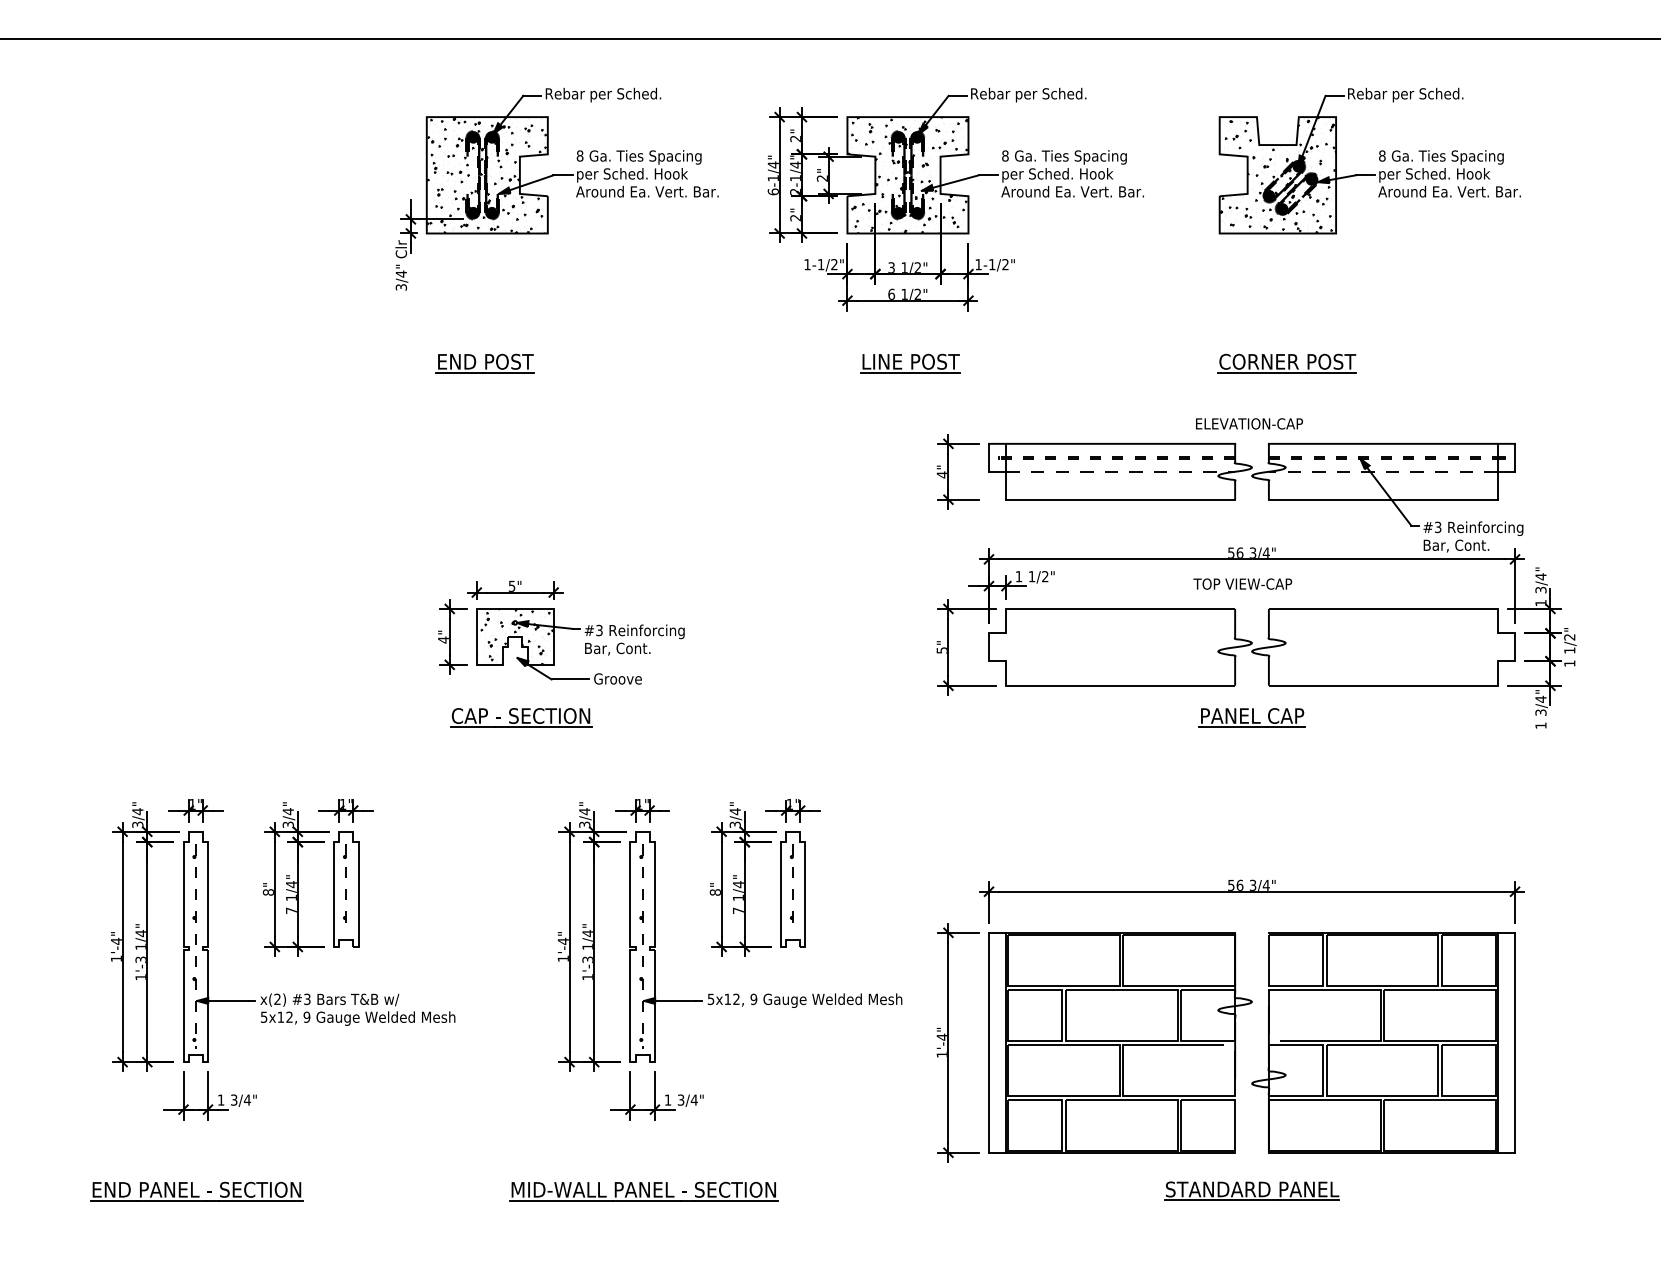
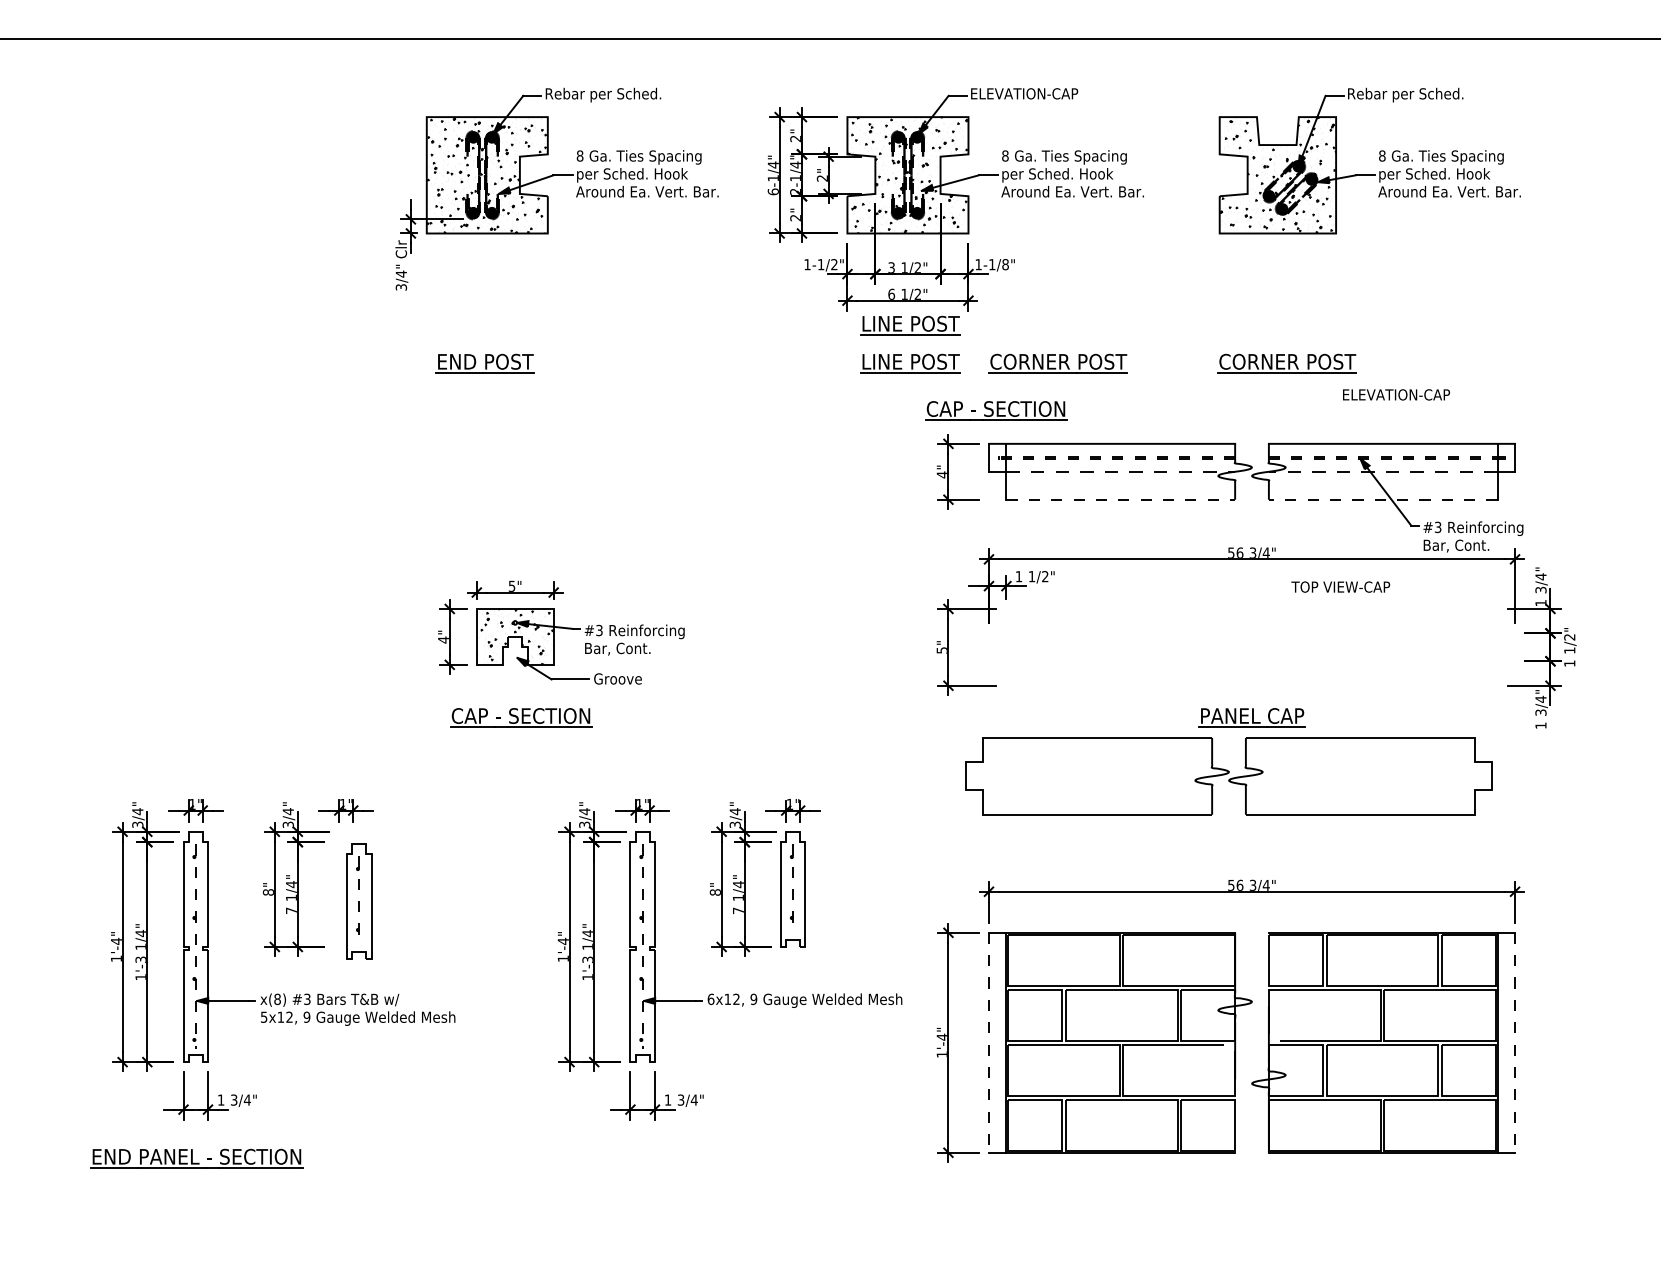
text: Rebar per Sched. -> ELEVATION-CAP (1029, 94)
text: 1-1/2" -> 1-1/8" (1005, 264)
part: none -> present (910, 325)
part: none -> present (1057, 363)
part: none -> present (996, 410)
text position: (1249, 423) -> (1396, 394) (1396, 394)
line: solid -> dashed (1121, 499)
line: solid -> dashed (1382, 499)
text position: (1242, 583) -> (1340, 586) (1340, 586)
part position: (1251, 647) -> (1228, 776) (1228, 776)
part position: (346, 889) -> (359, 901) (359, 901)
text: 5x12, -> 6x12, (710, 998)
text: x(2) -> x(8) (277, 999)
line: solid -> dashed (988, 1042)
line: solid -> dashed (1515, 1042)
part: present -> none (1251, 1190)
part position: (196, 1191) -> (196, 1158) (196, 1158)
part: present -> none (643, 1191)
